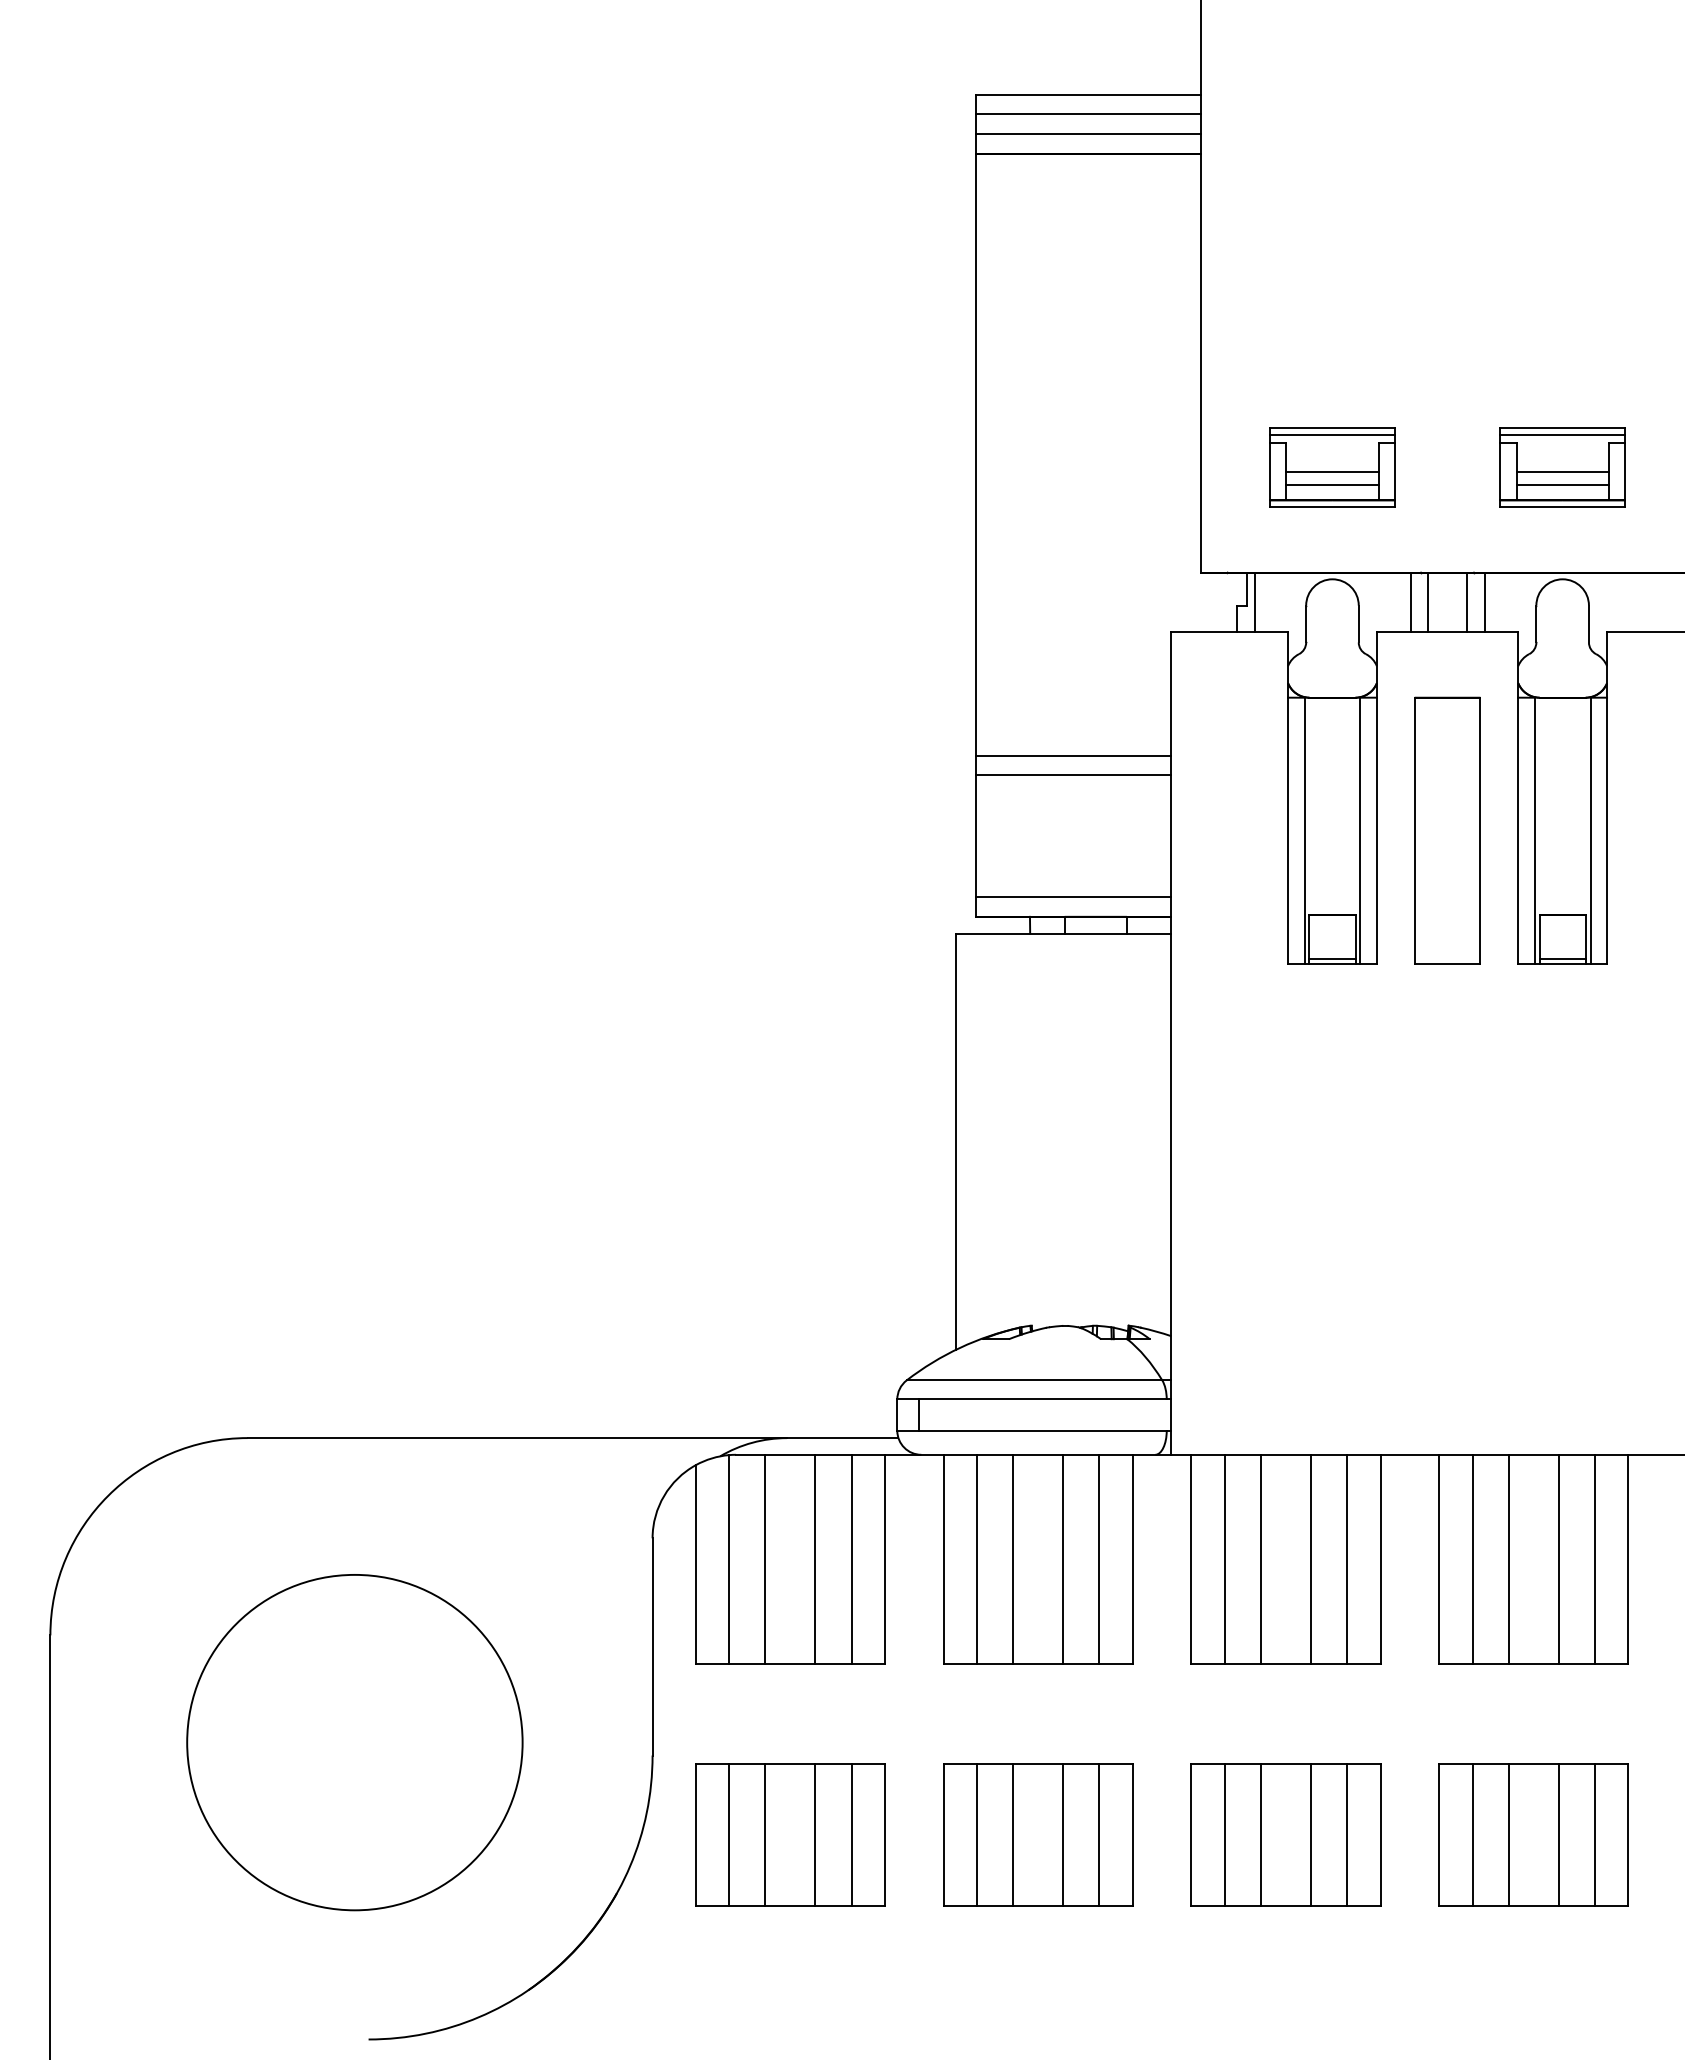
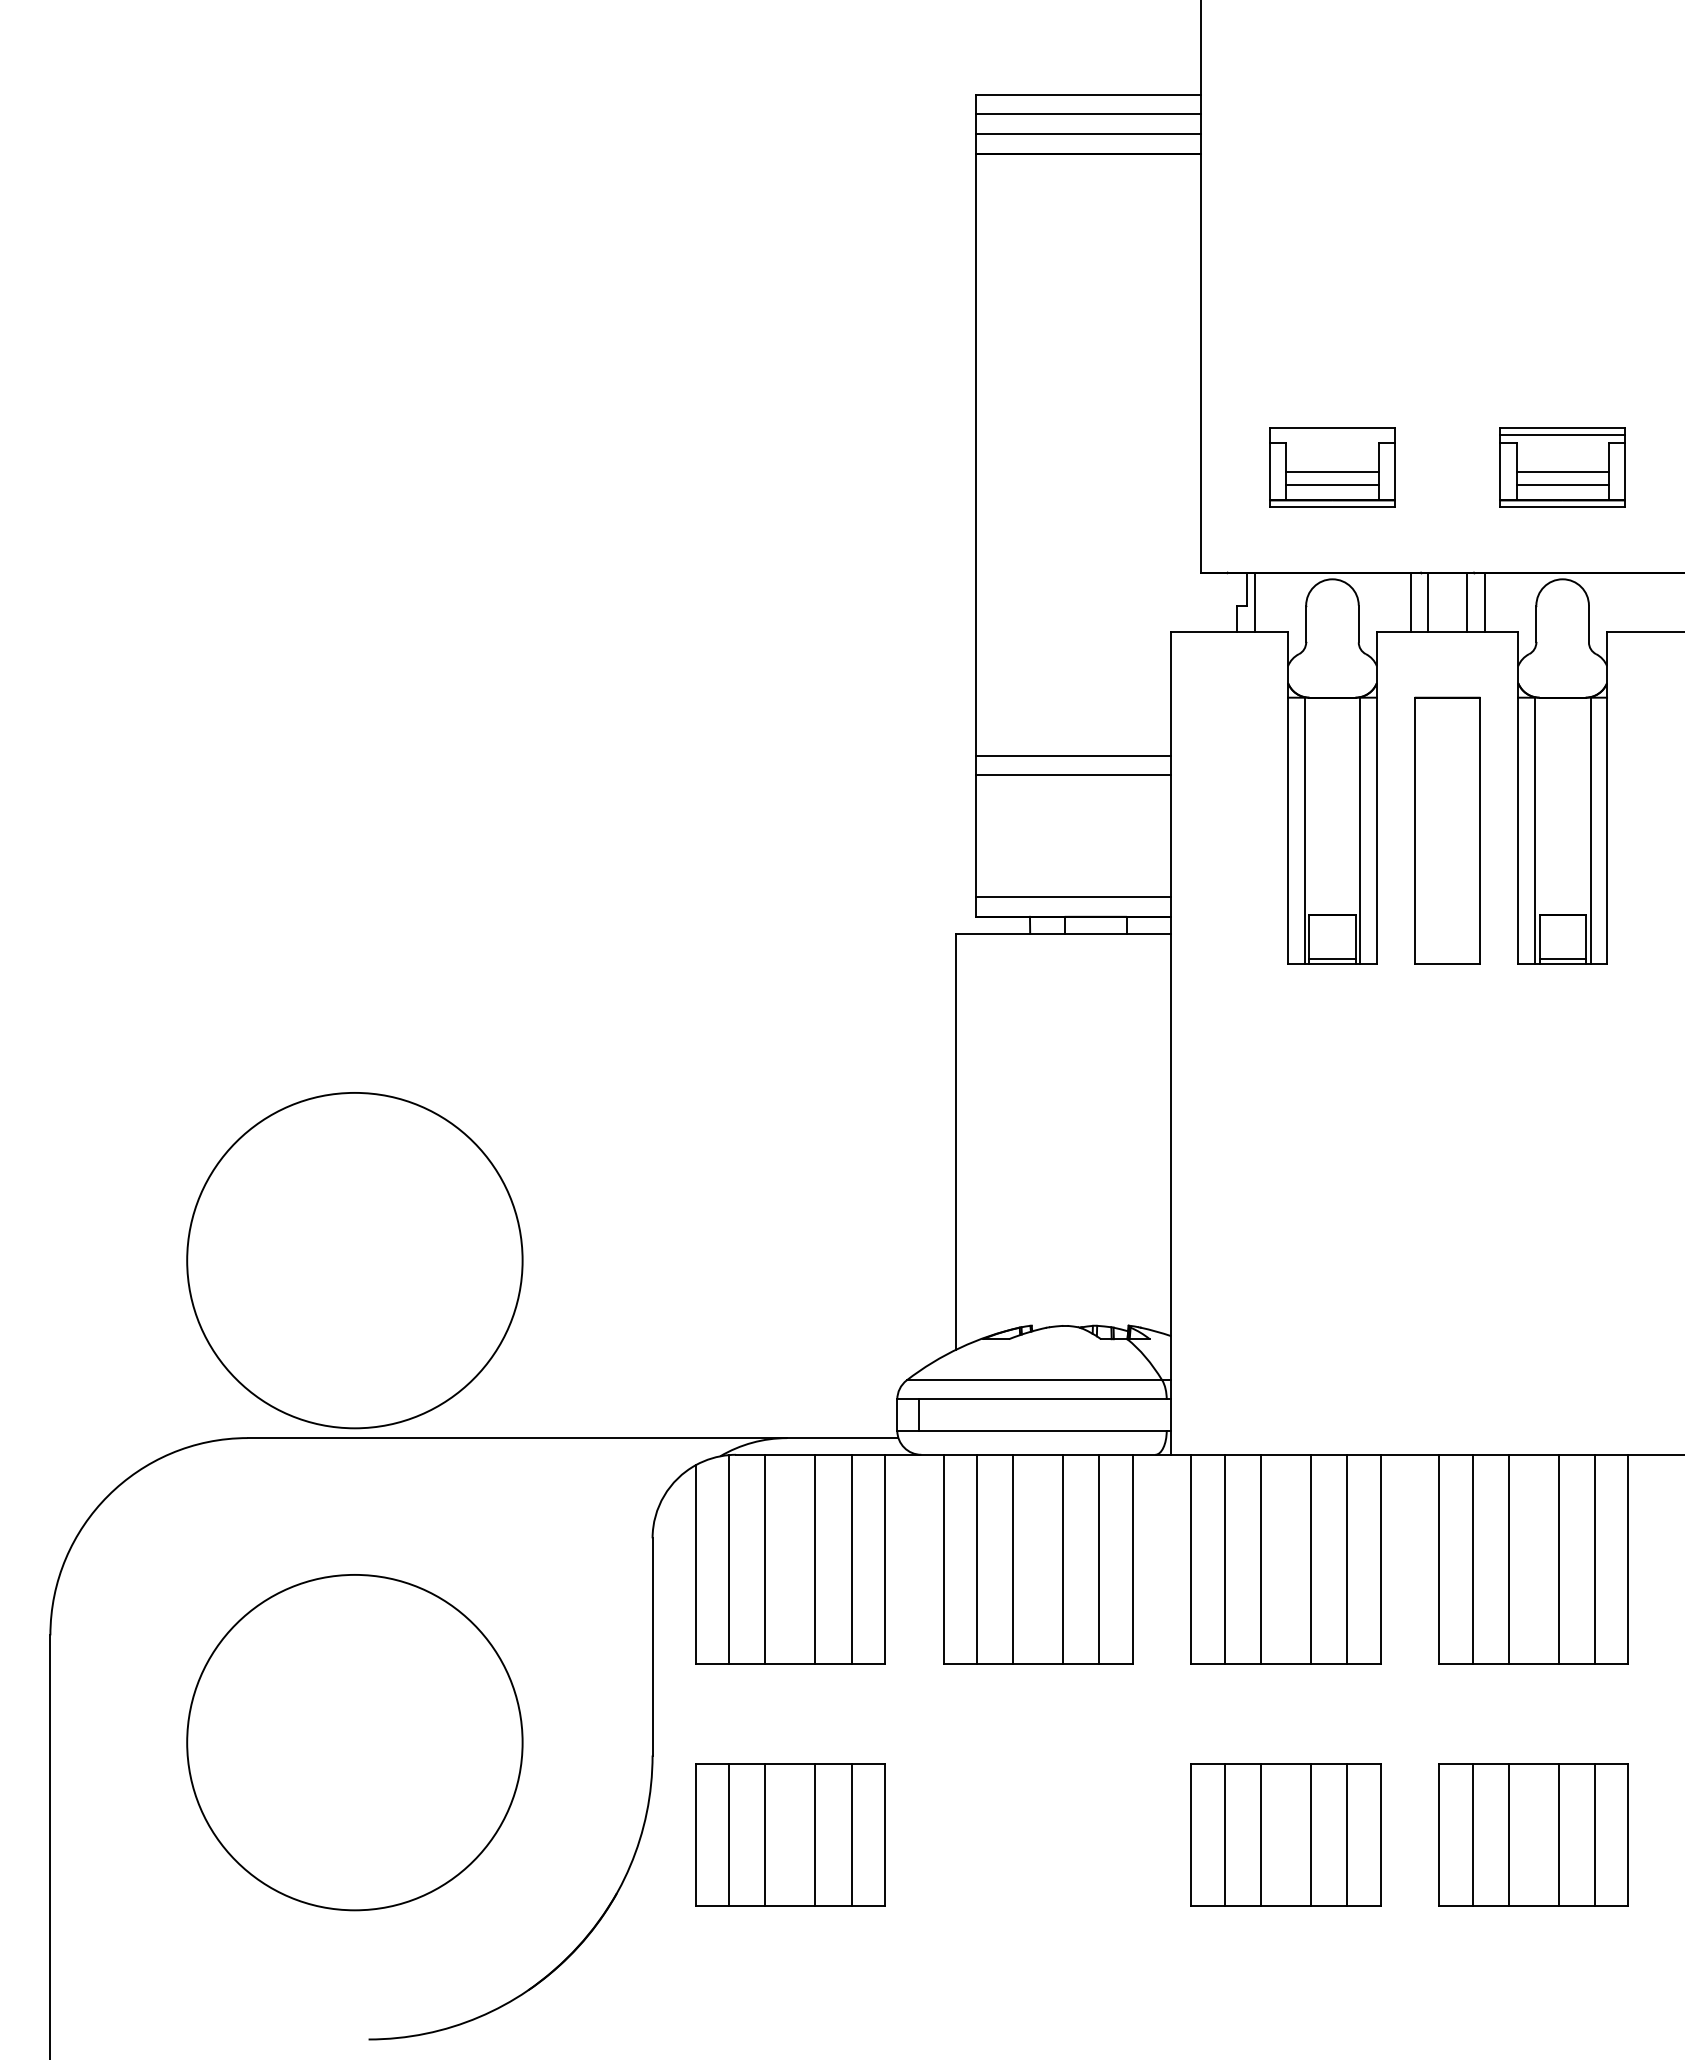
line: present -> none (1331, 434)
circle: none -> present (354, 1260)
part: present -> none (1038, 1834)
